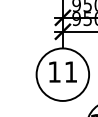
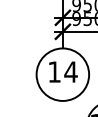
text: 11 -> 14 (70, 71)
